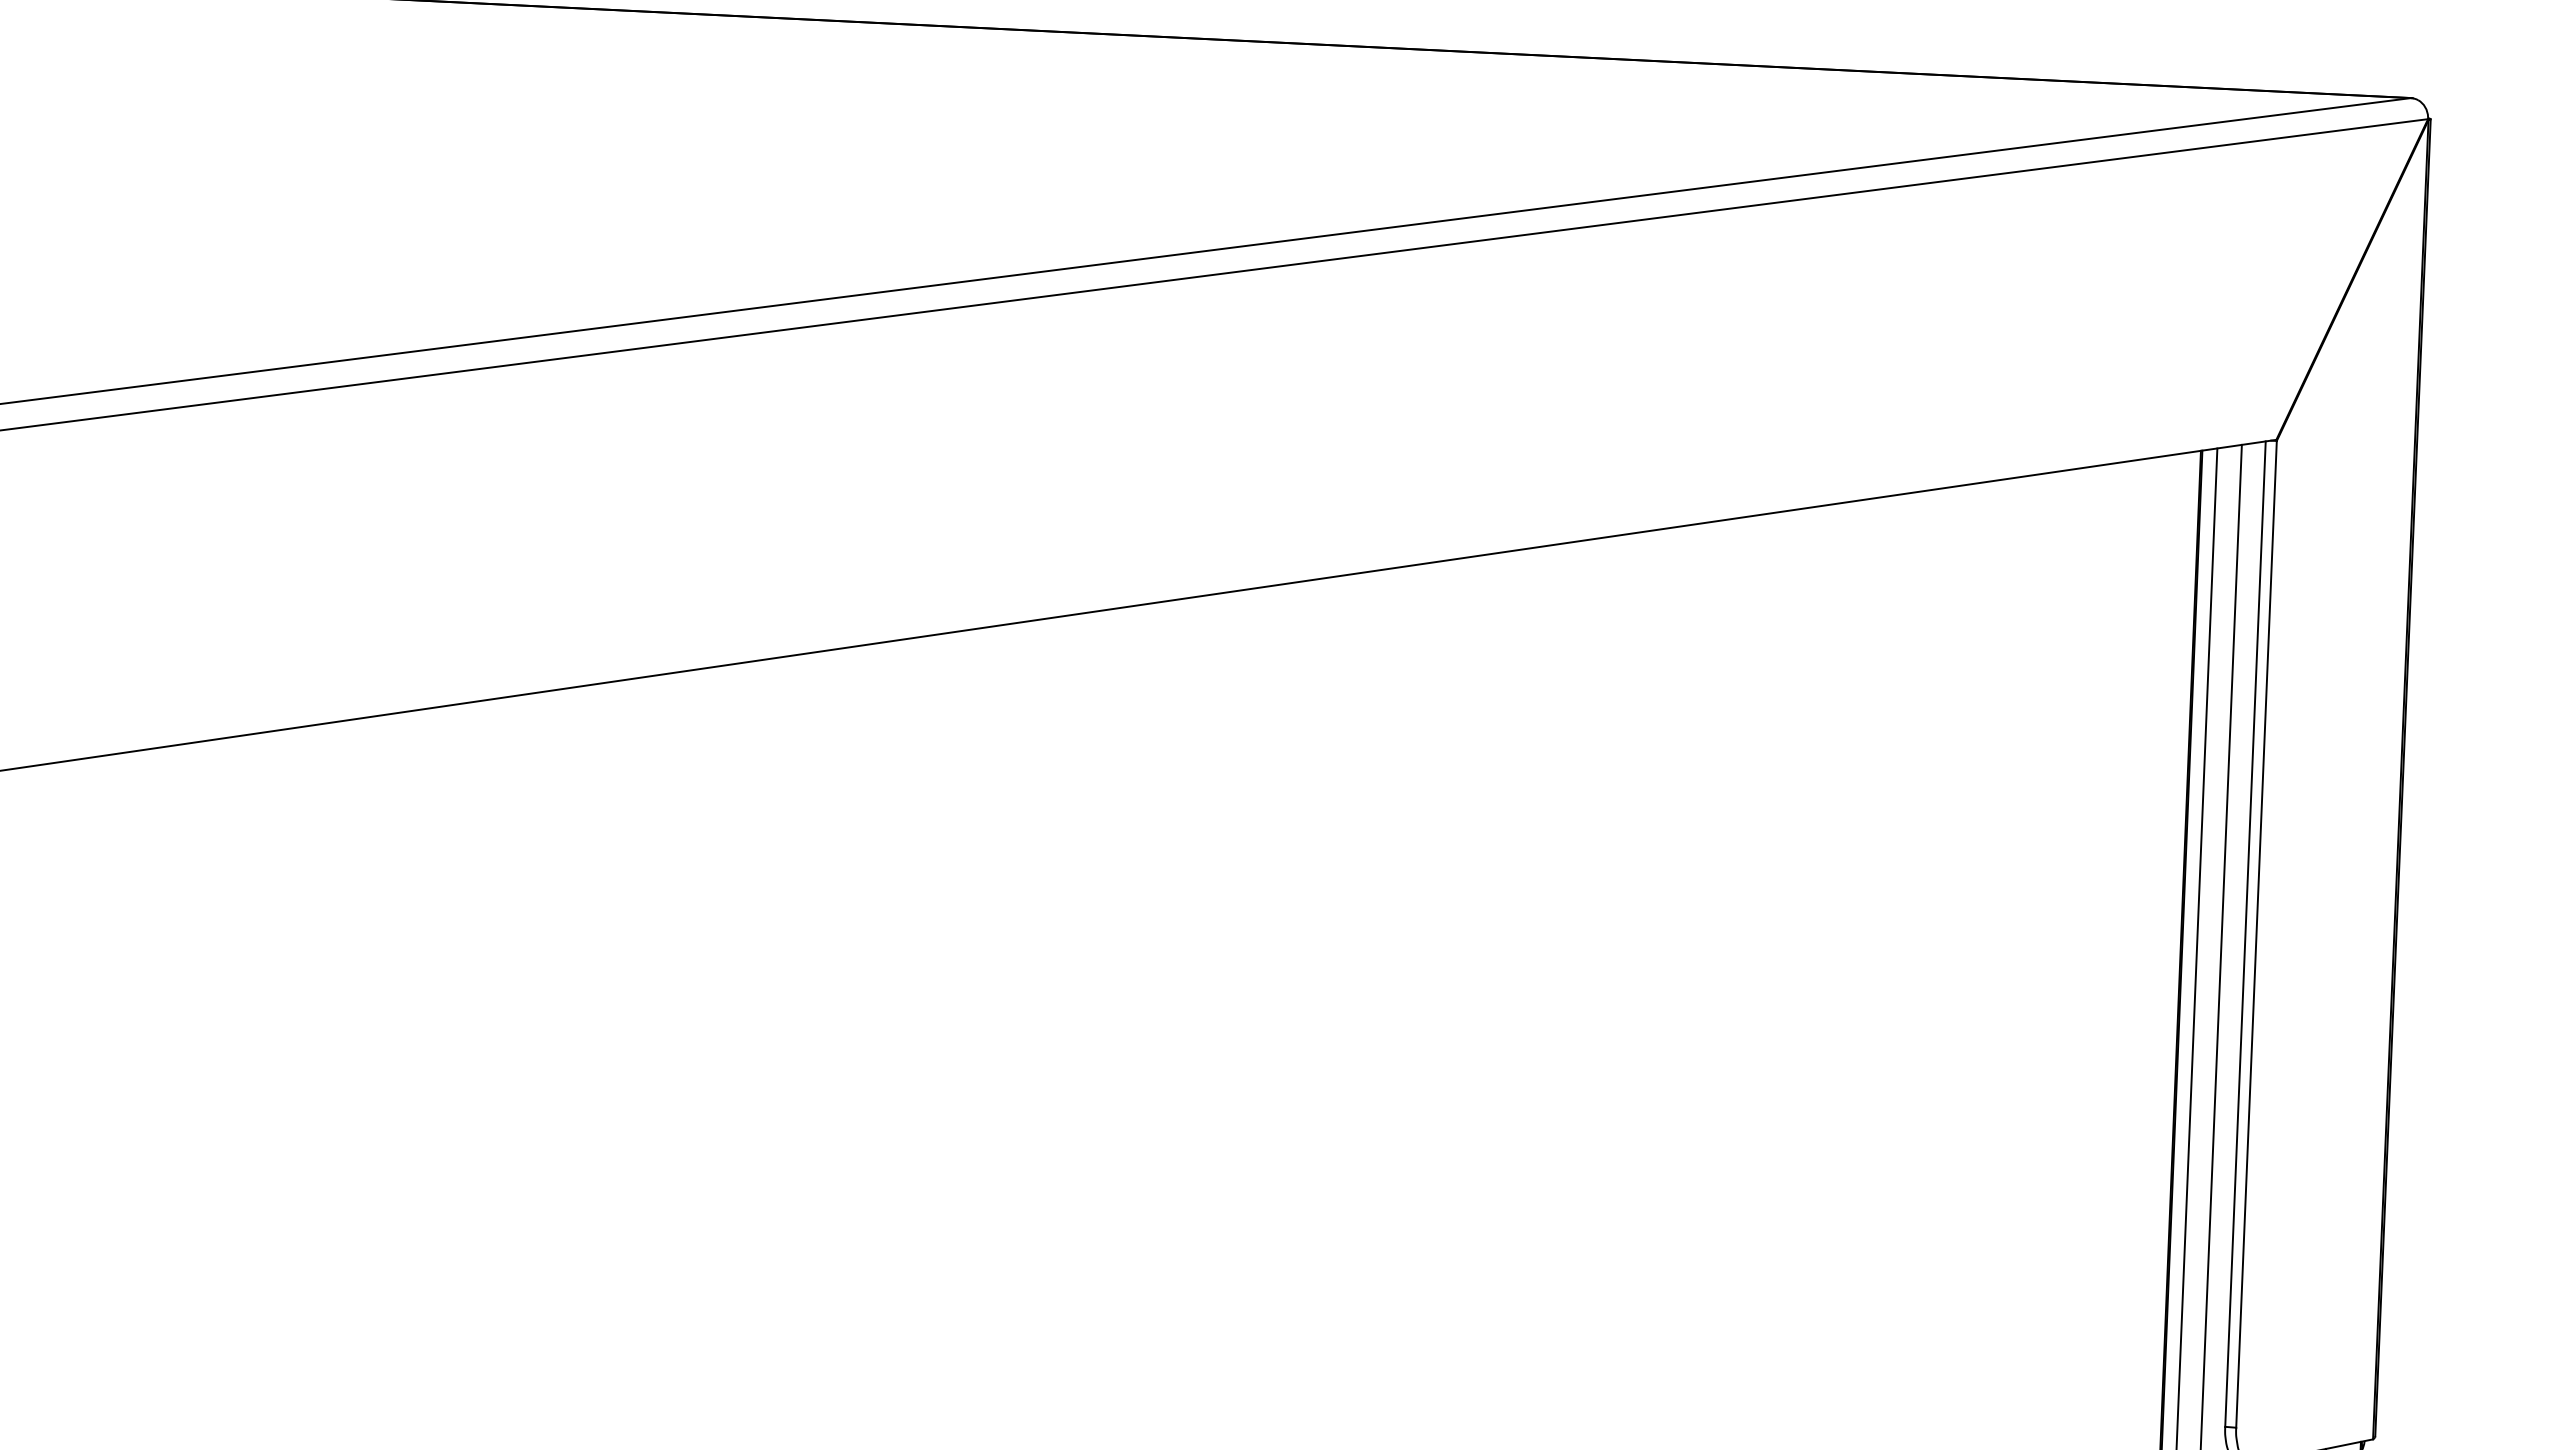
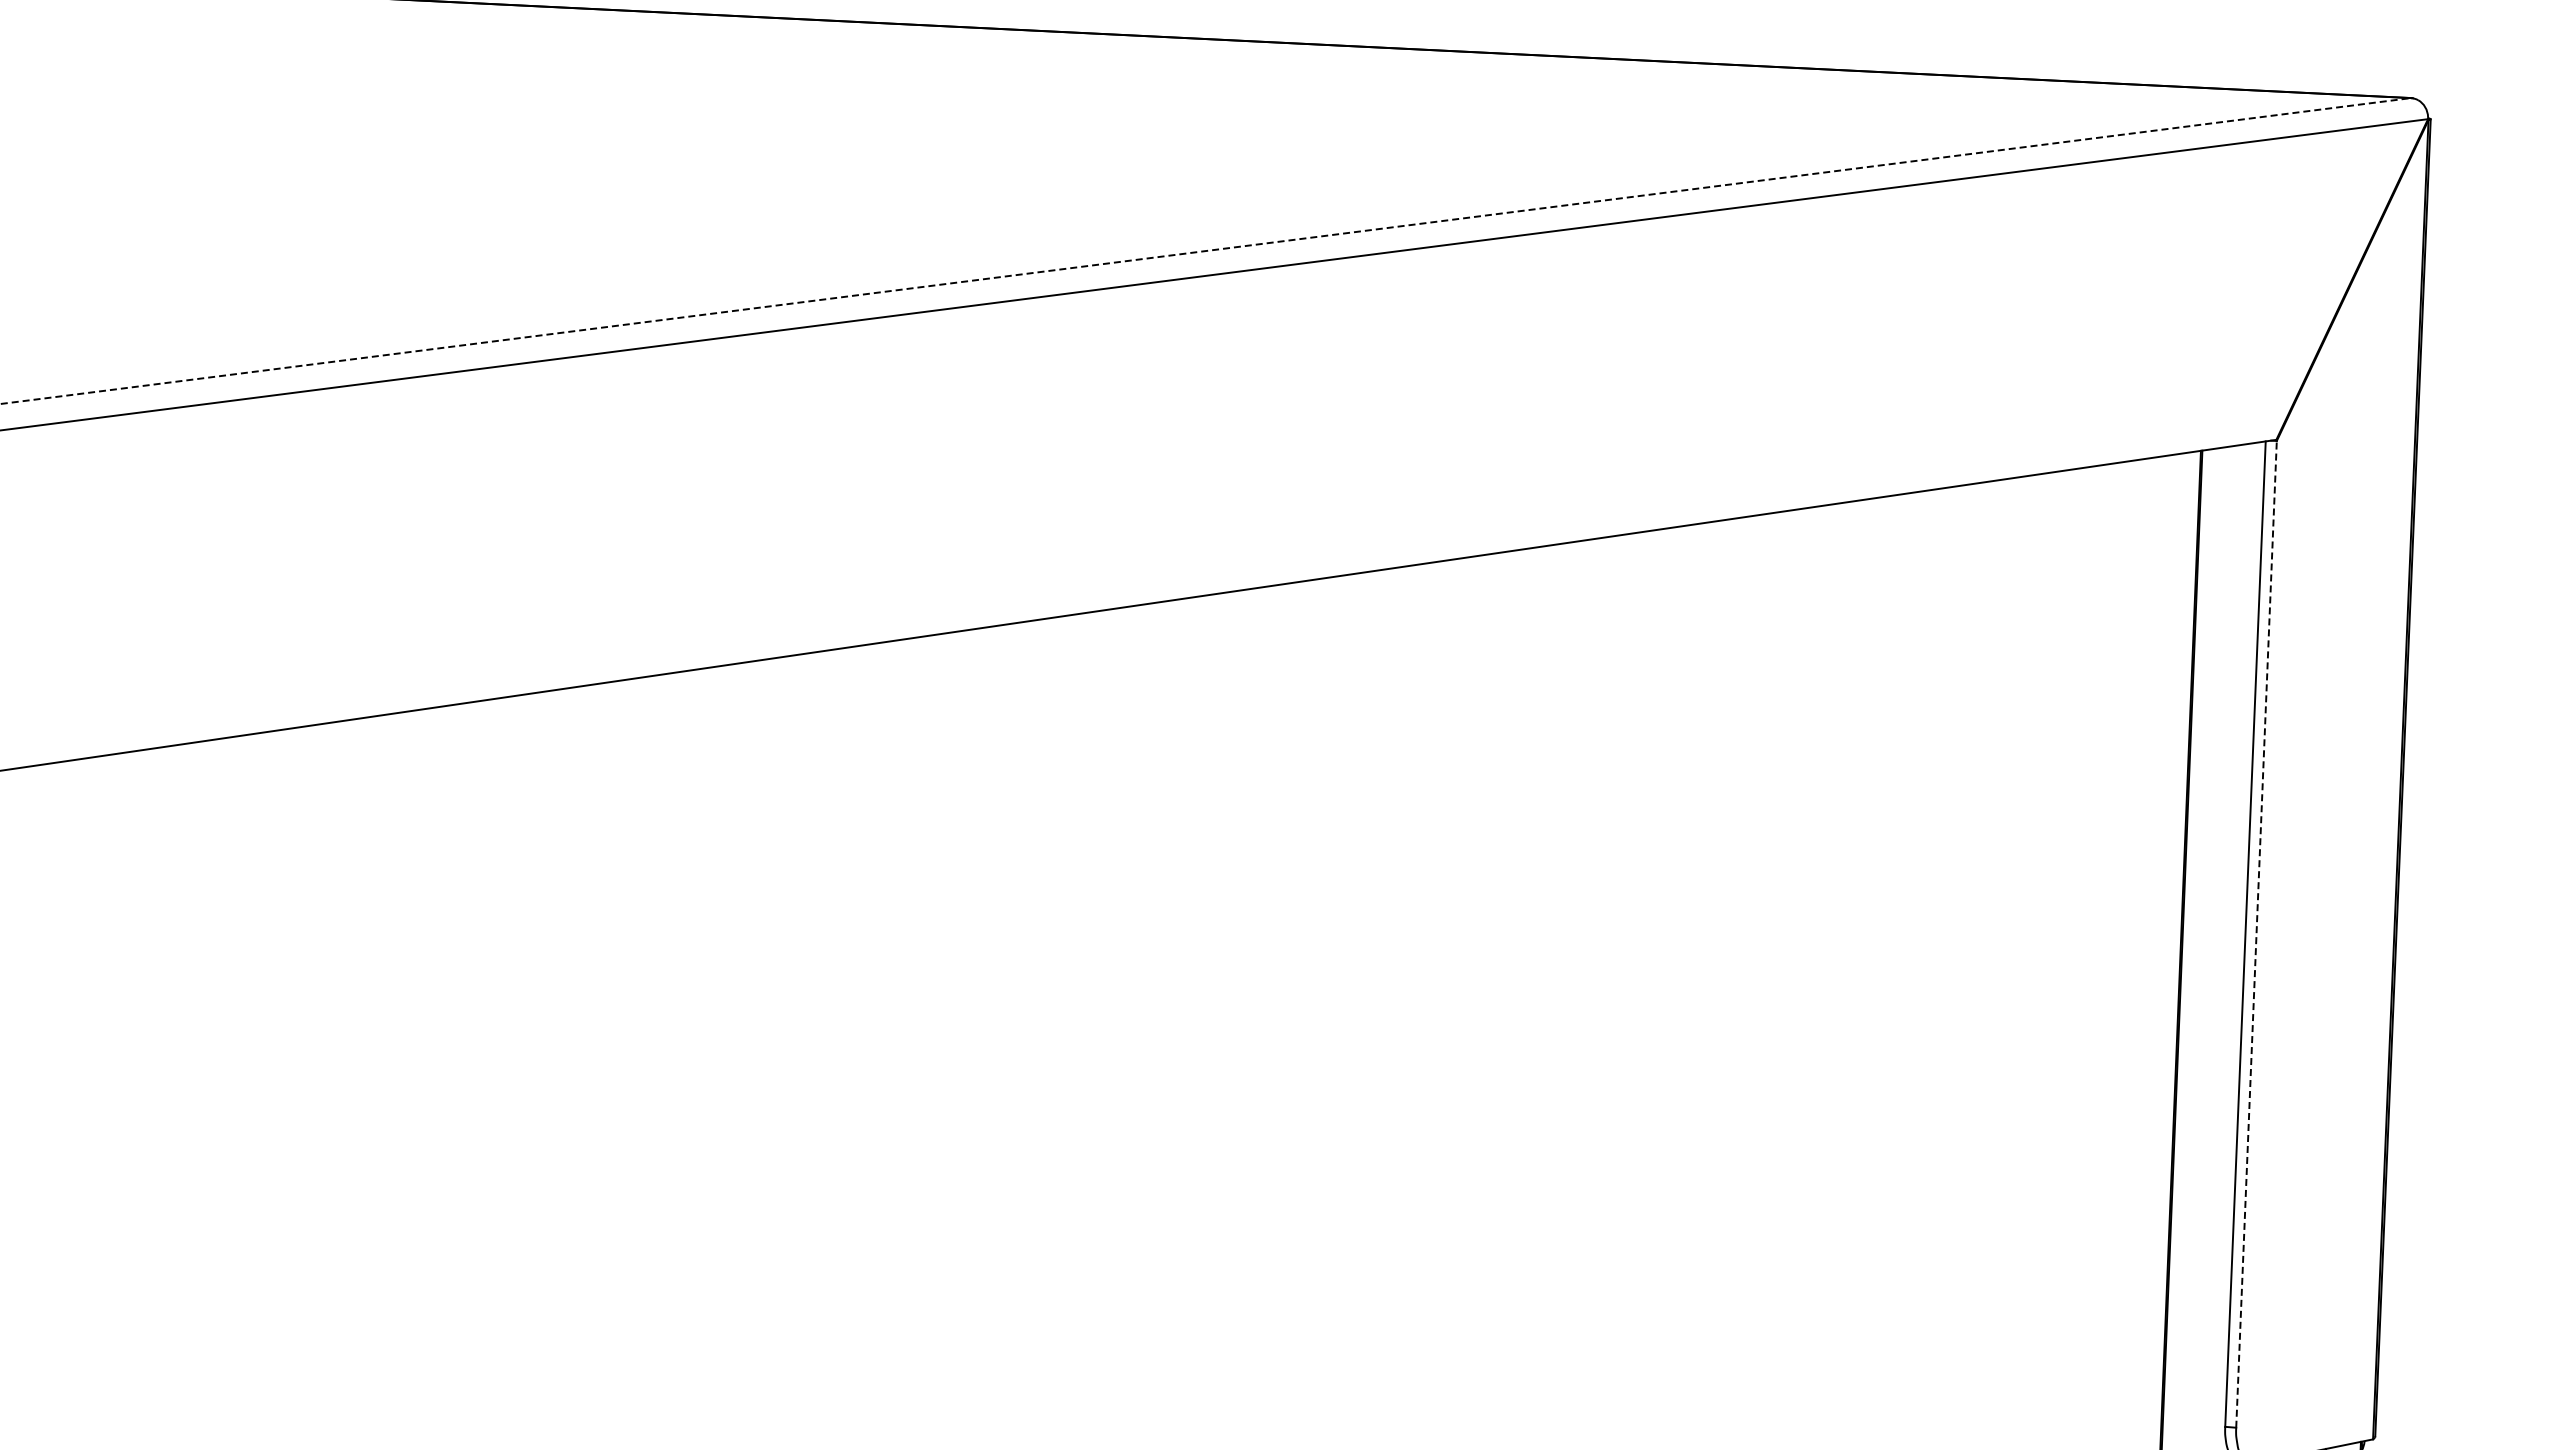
line: solid -> dashed (1205, 251)
line: solid -> dashed (2256, 934)
line: present -> none (2220, 945)
line: present -> none (2196, 947)
